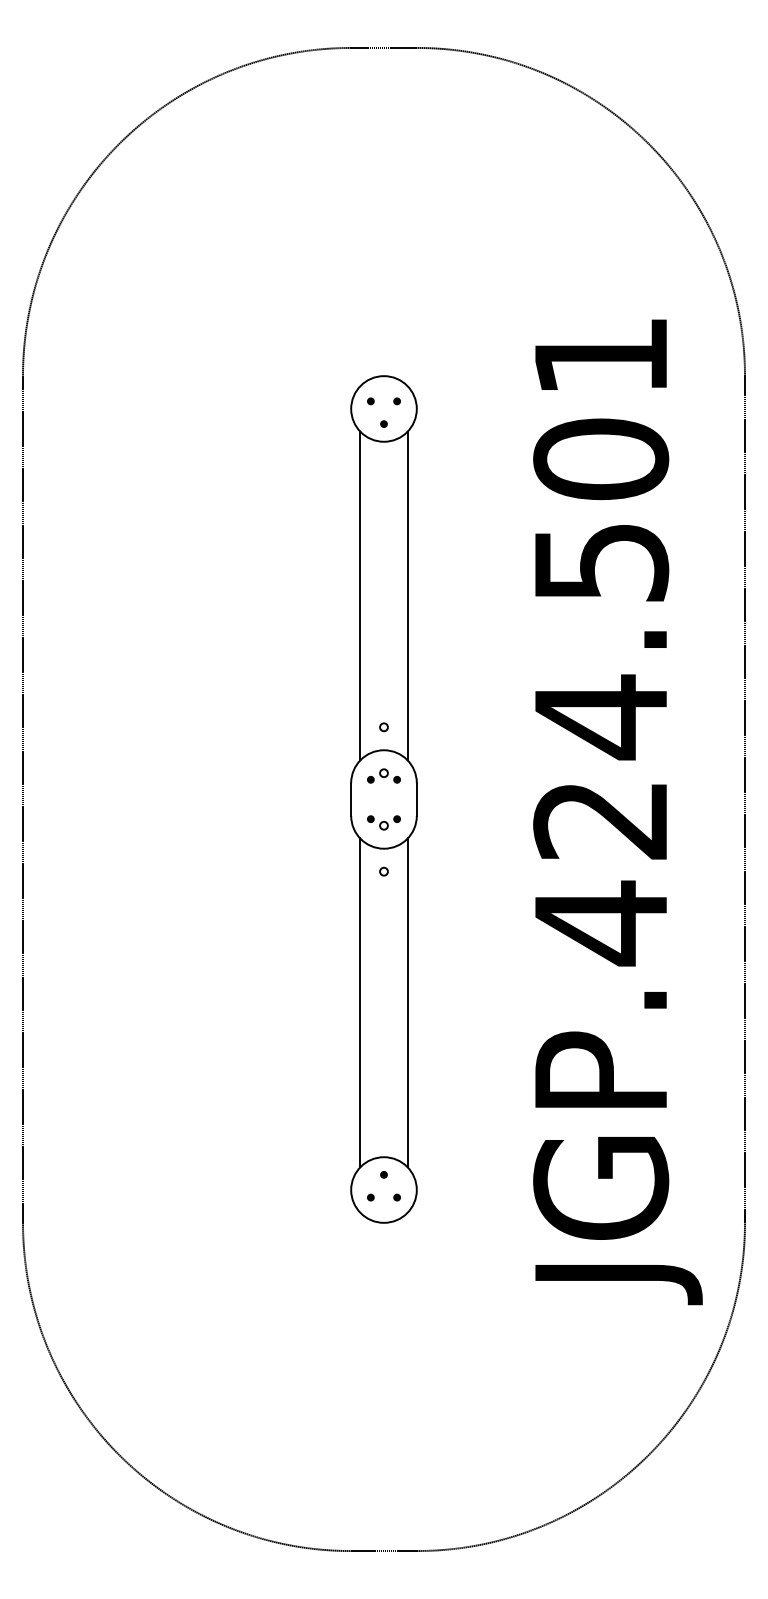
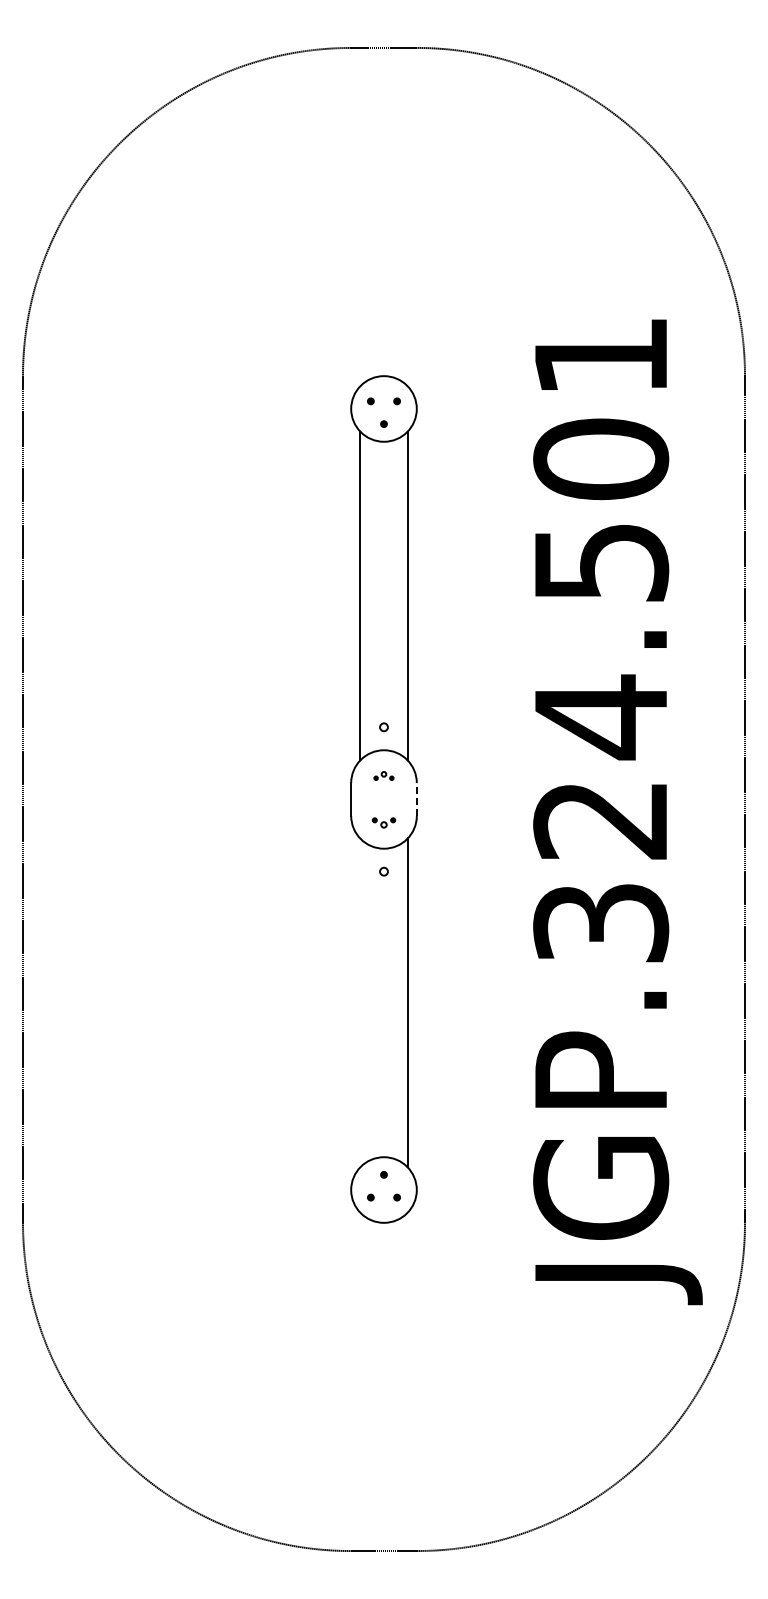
part size: 34x16 px -> 22x10 px (383, 775)
line: solid -> dashed (416, 799)
part size: 34x16 px -> 26x12 px (383, 822)
text: JGP.424.501 -> JGP.324.501 (601, 923)
line: present -> none (360, 1002)
